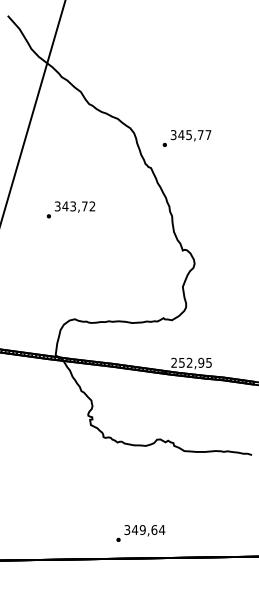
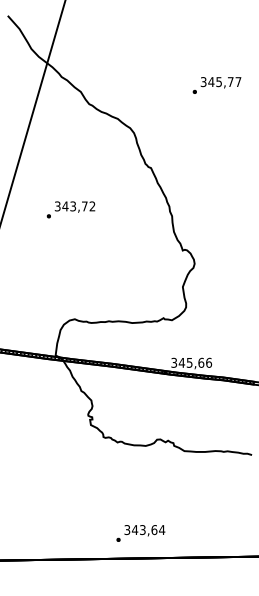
text position: (186, 138) -> (216, 85) (216, 85)
text: 252,95 -> 345,66 (191, 362)
text: 349,64 -> 343,64 (142, 529)
